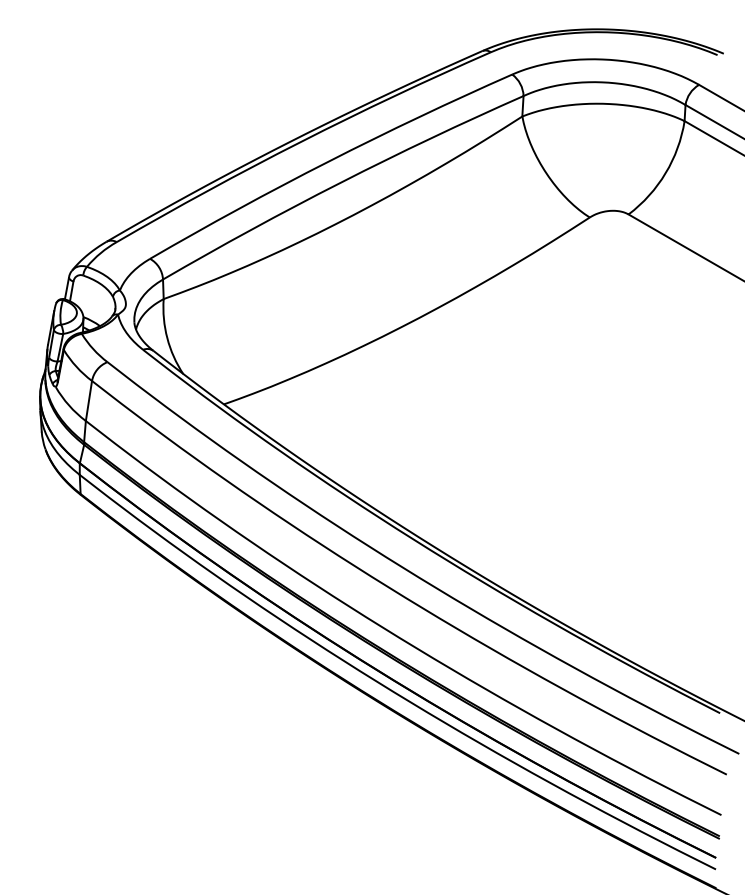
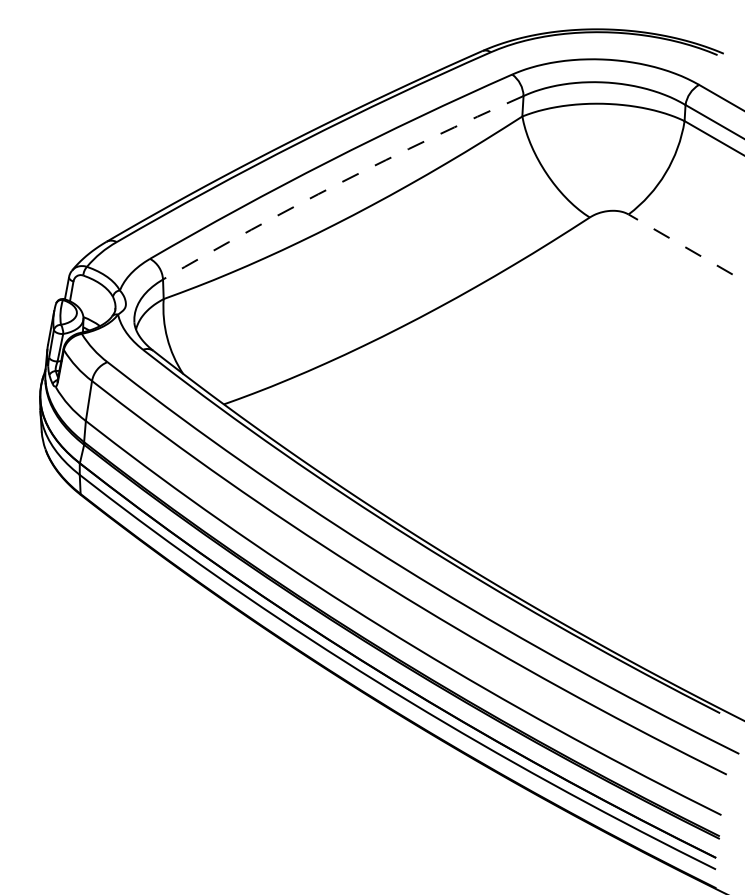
arc: solid -> dashed (340, 182)
line: solid -> dashed (686, 247)
